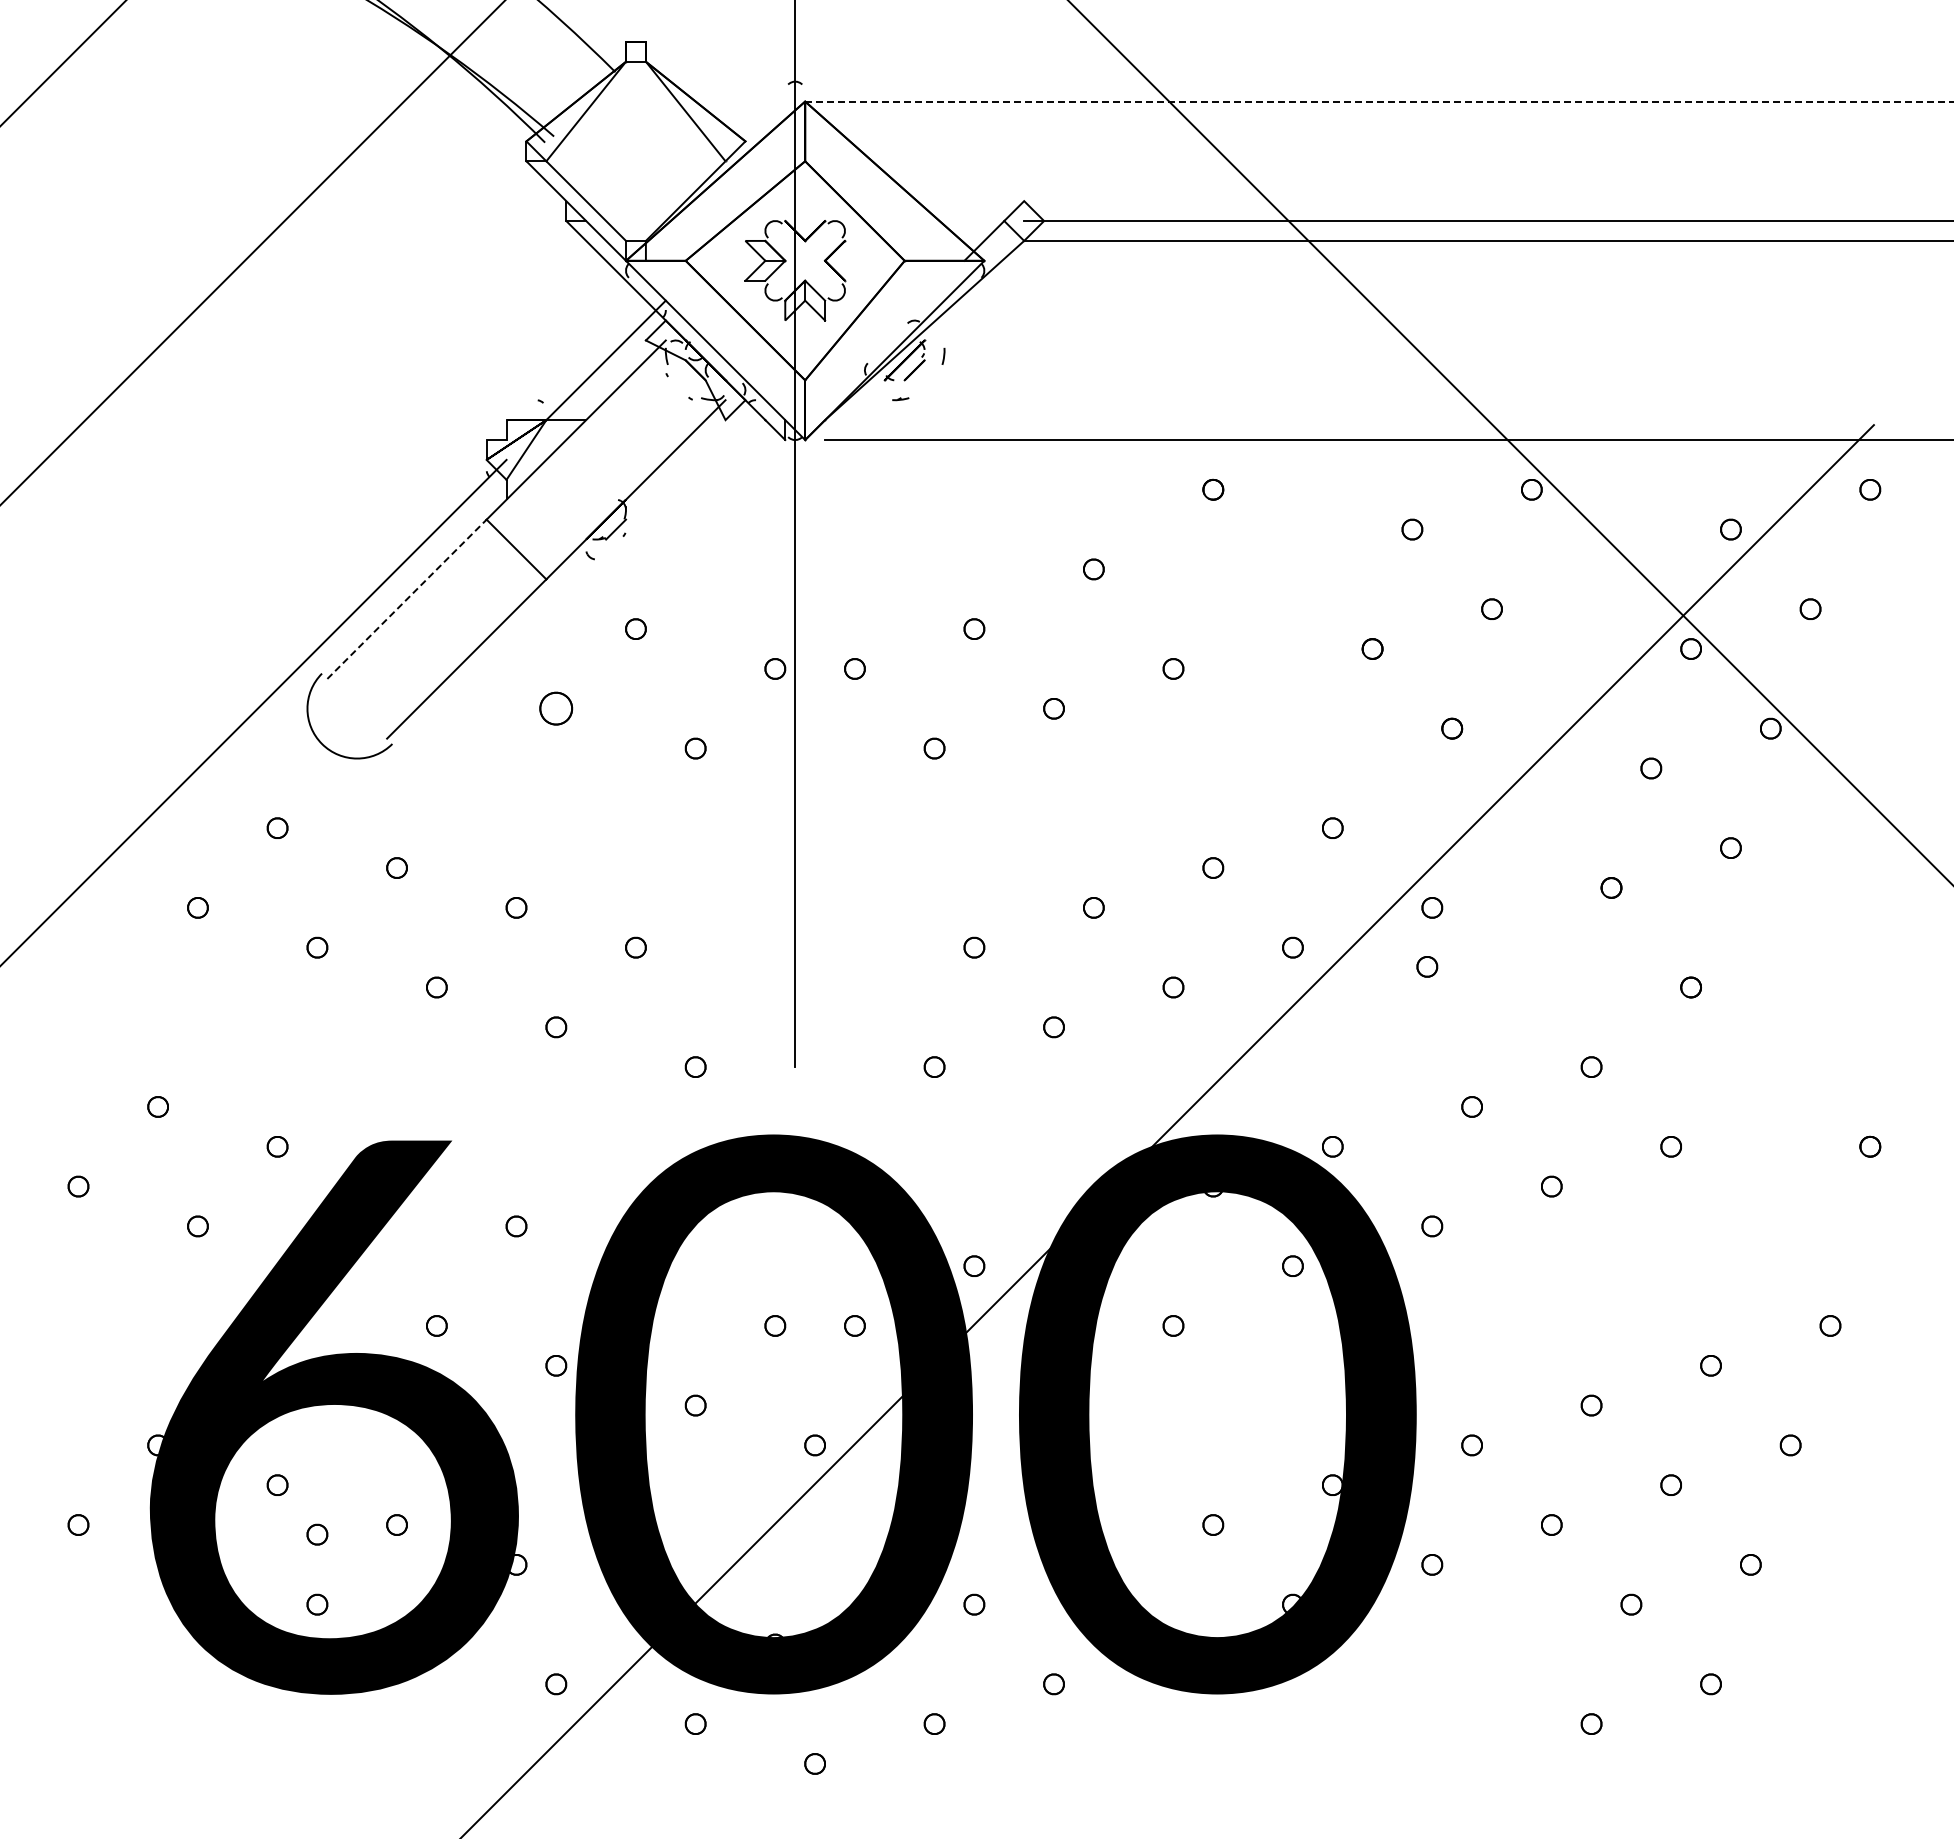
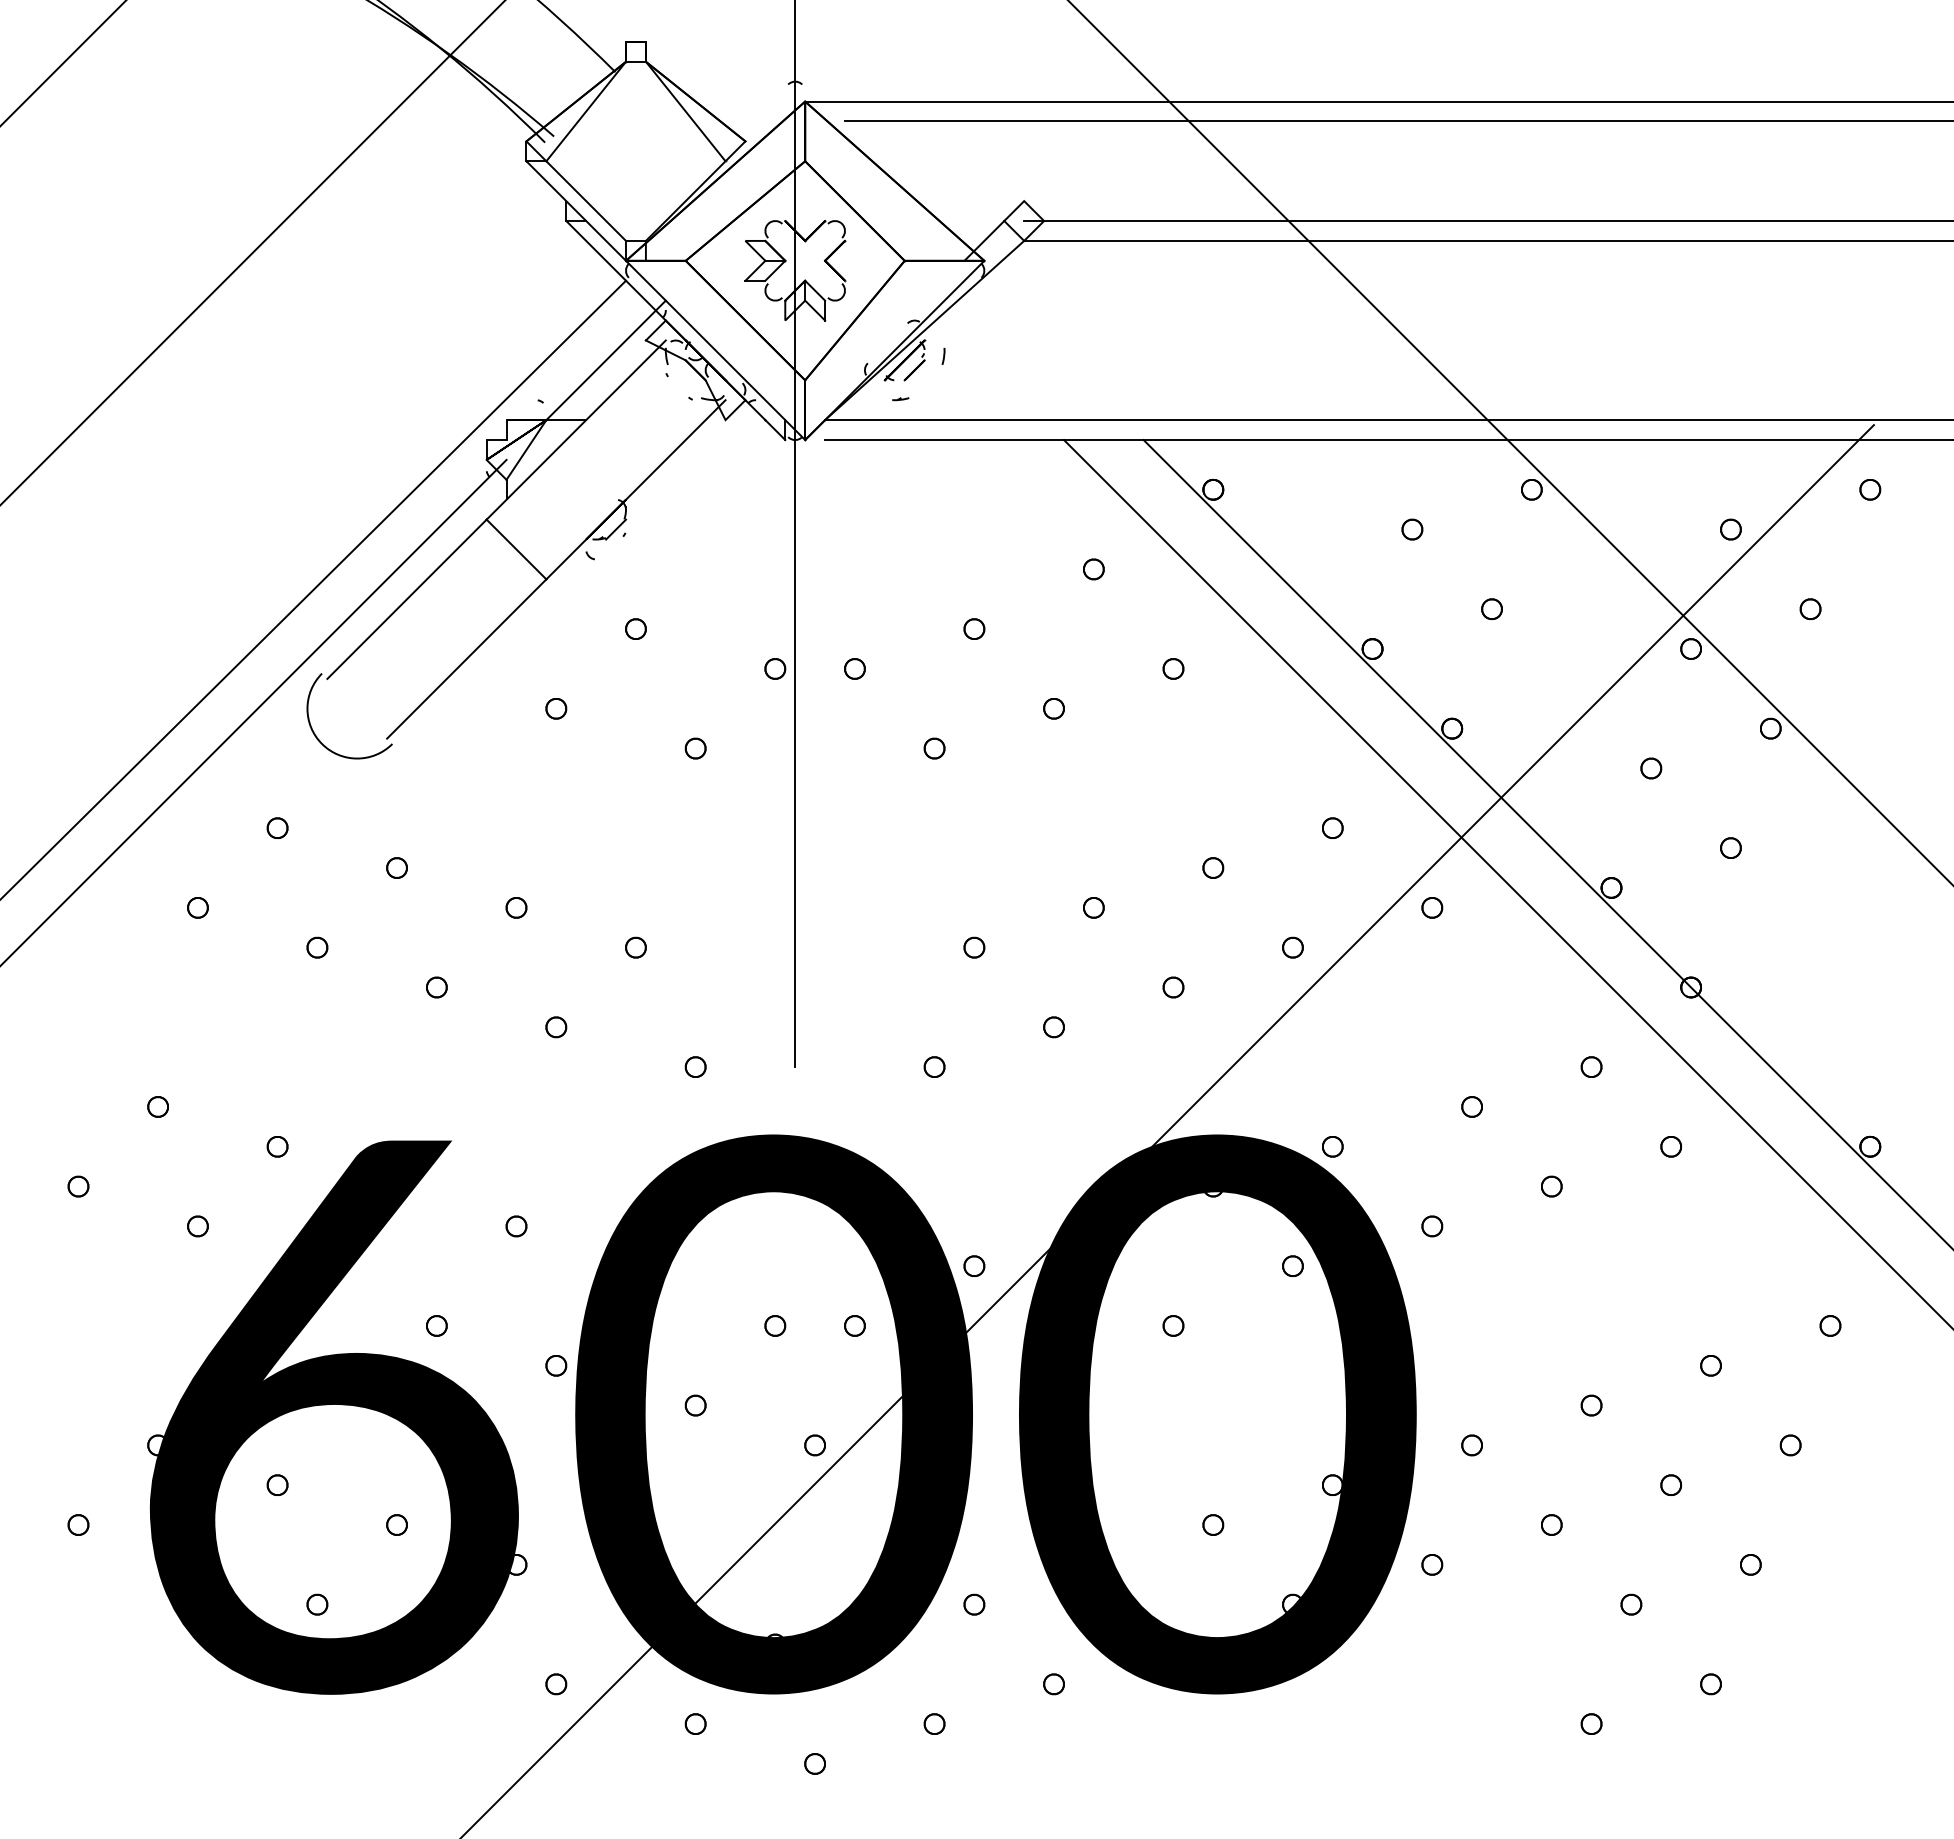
line: dashed -> solid (1379, 101)
line: none -> present (1397, 121)
line: none -> present (1387, 420)
line: none -> present (314, 588)
line: dashed -> solid (407, 599)
part size: 35x35 px -> 23x22 px (556, 708)
line: none -> present (1546, 843)
line: none -> present (1507, 883)
part: present -> none (1427, 966)
part: present -> none (317, 1534)
